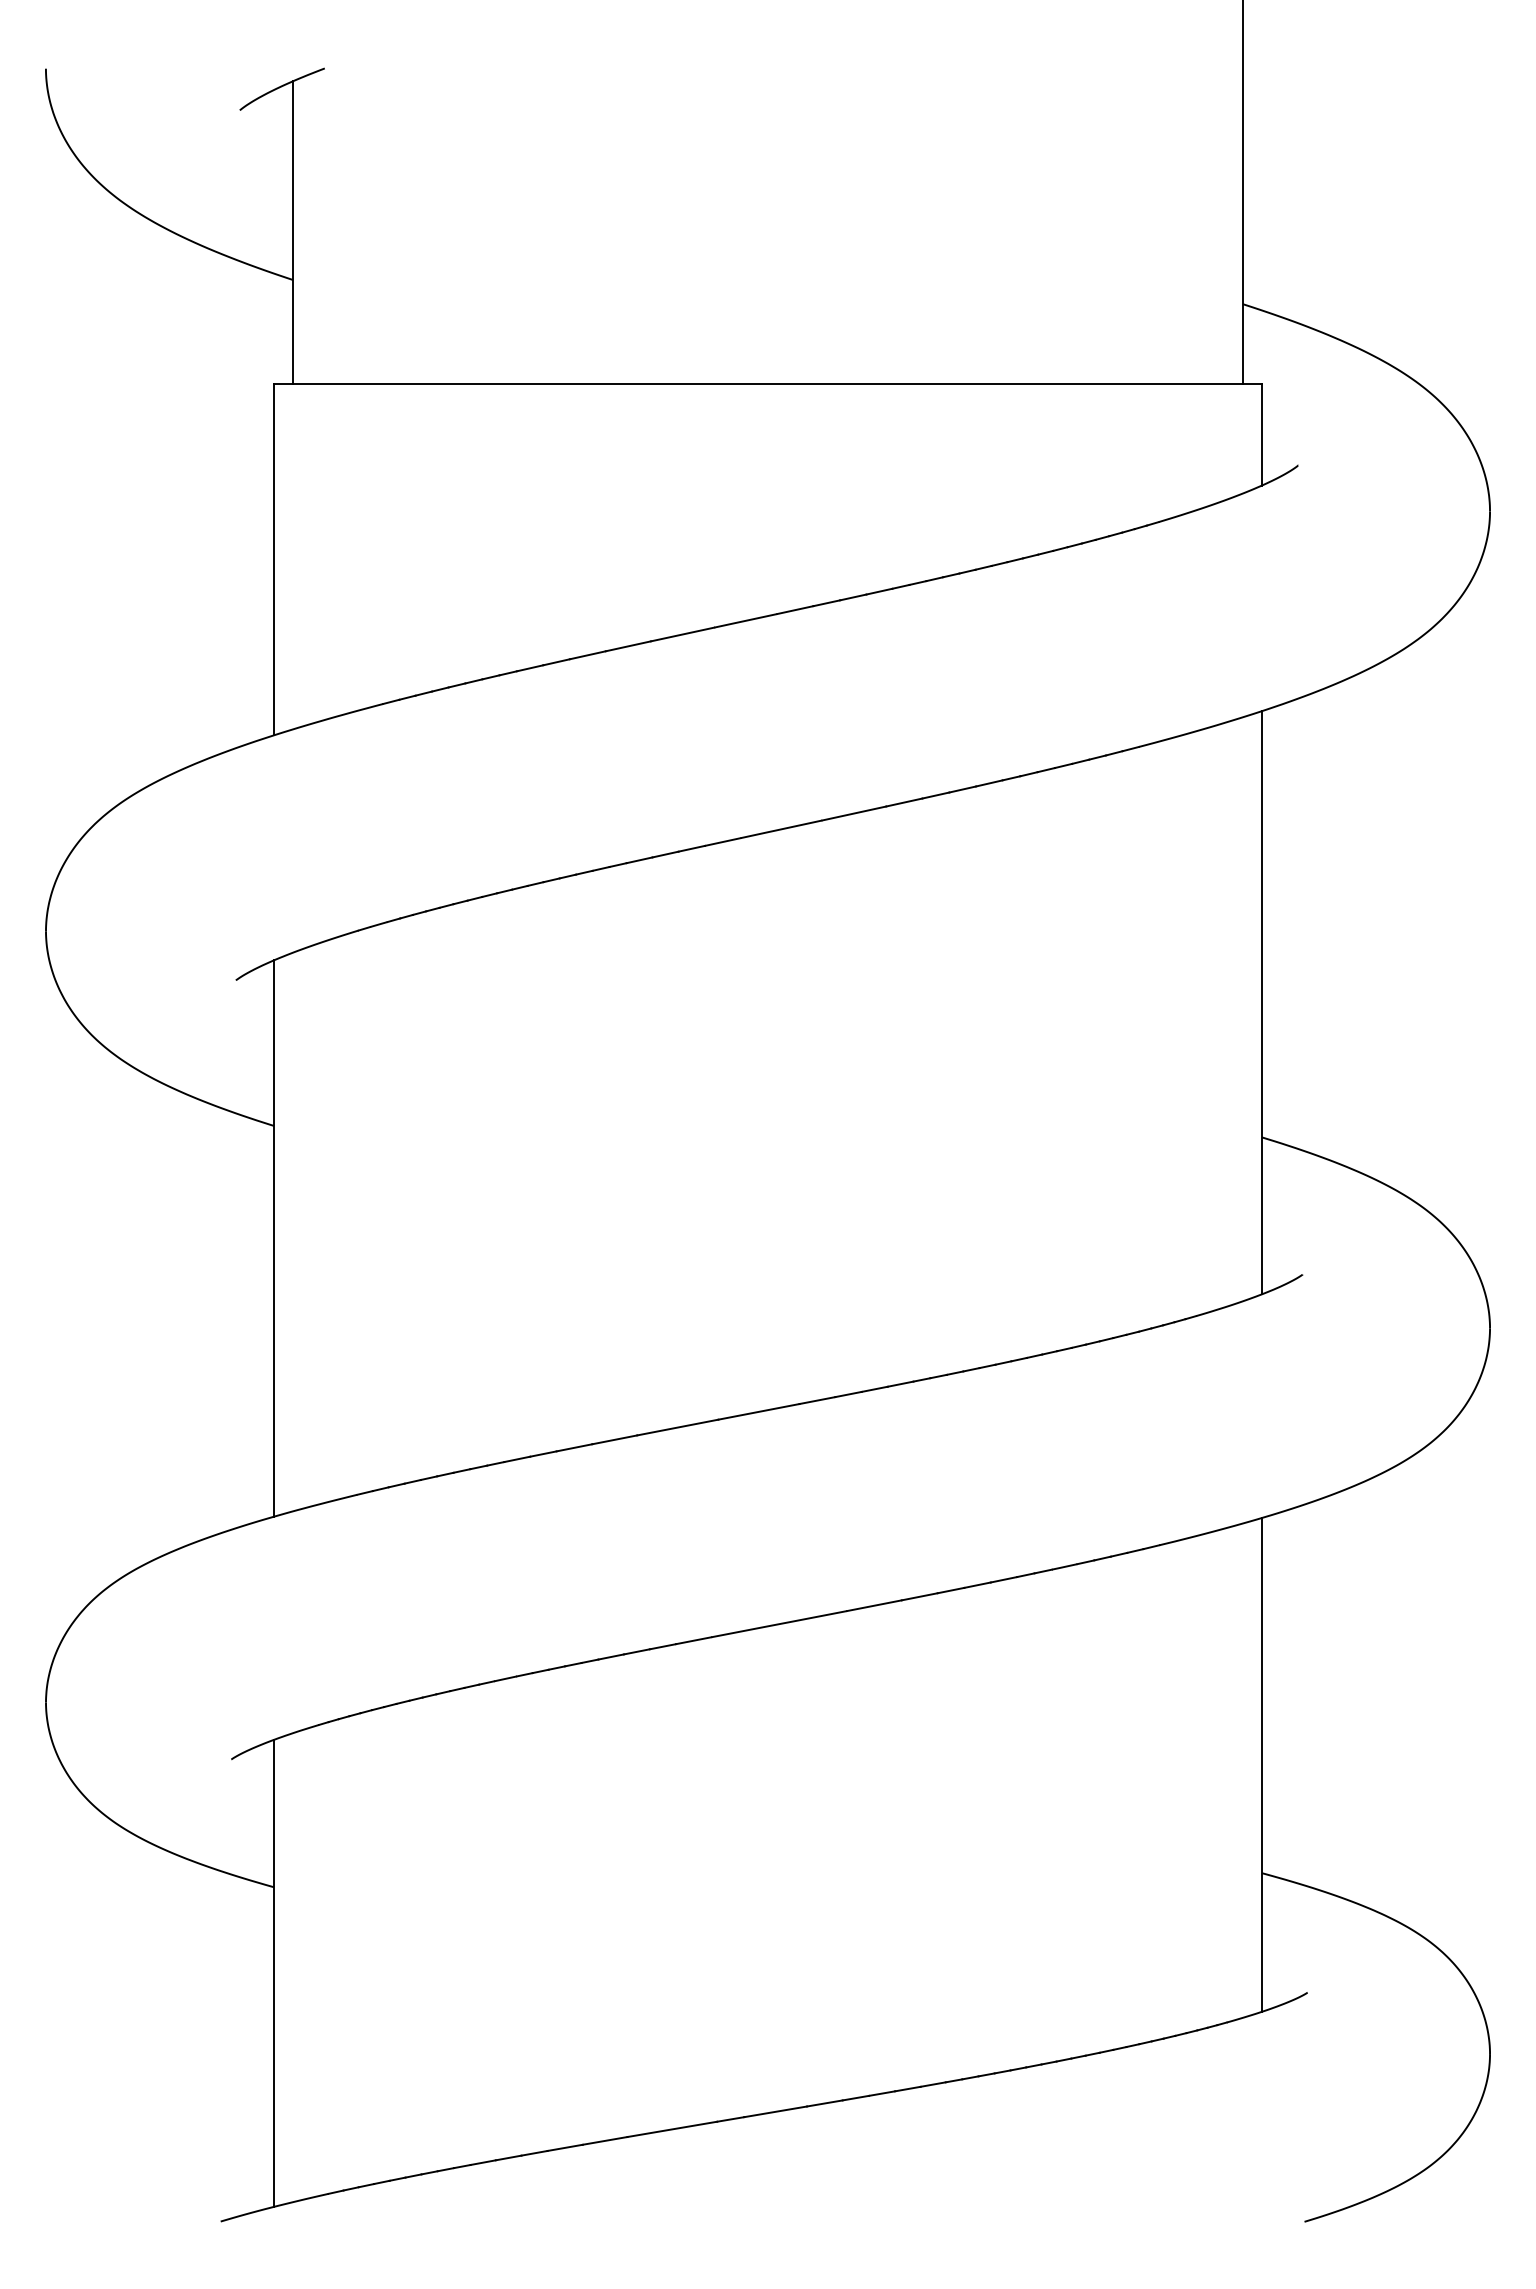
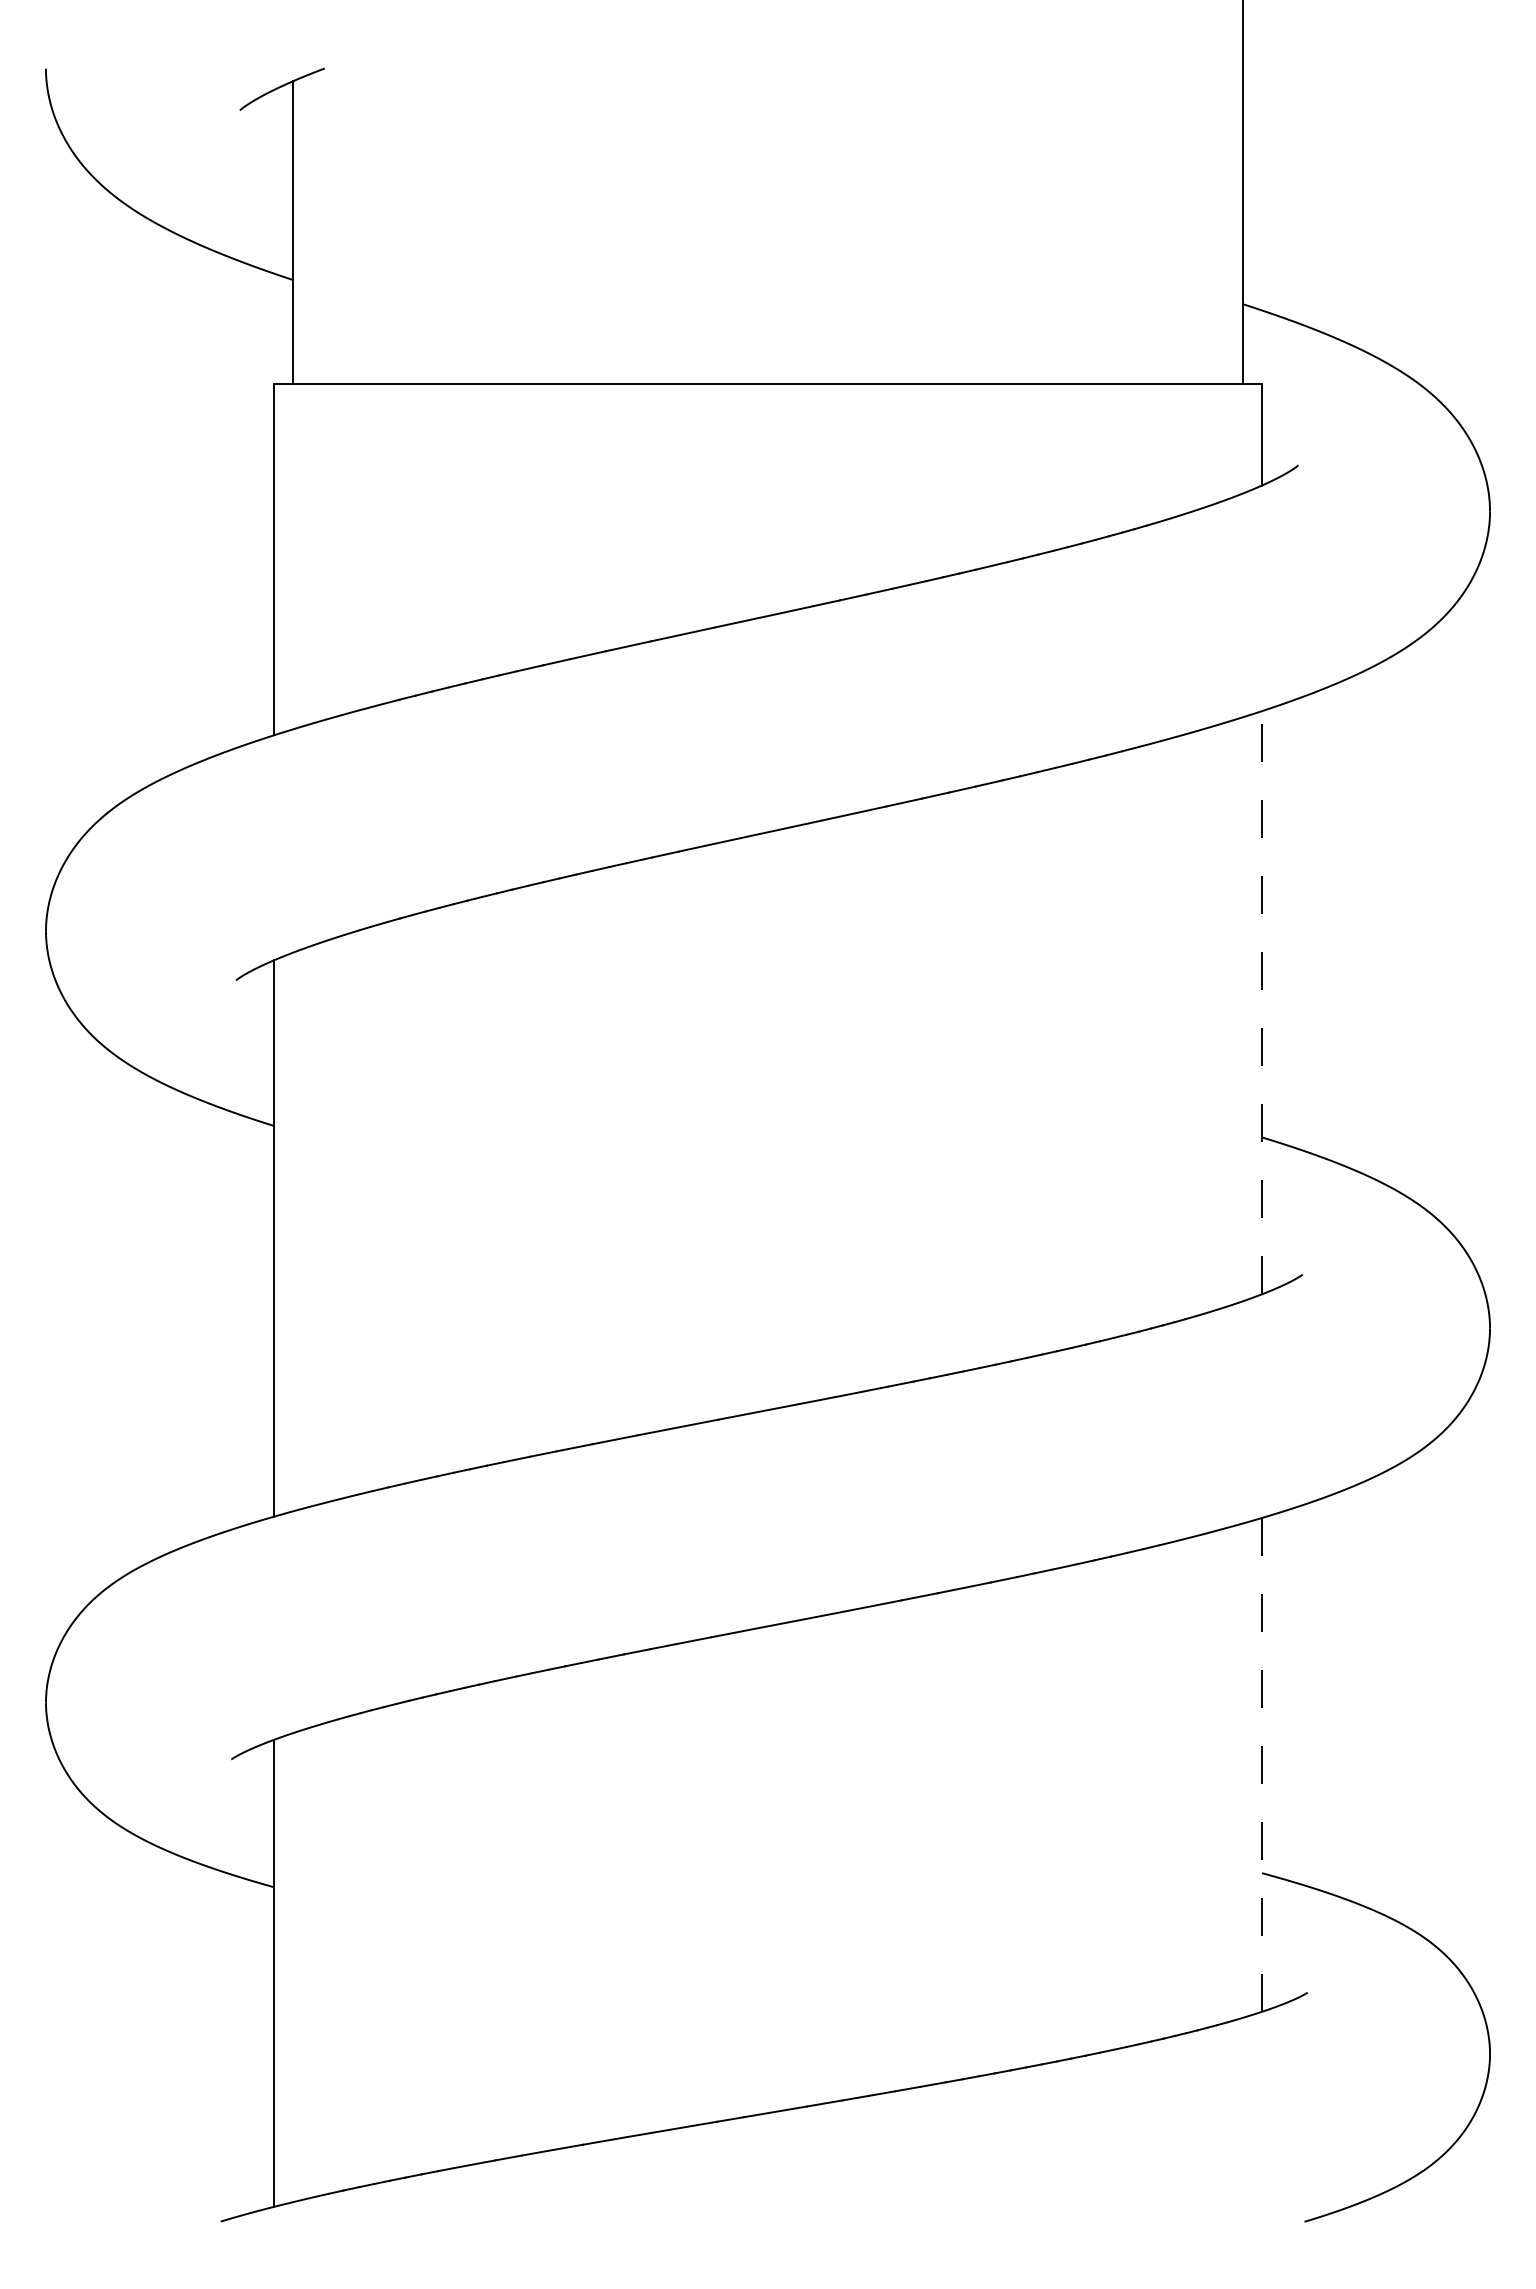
line: solid -> dashed (1262, 1002)
line: solid -> dashed (1262, 1764)
